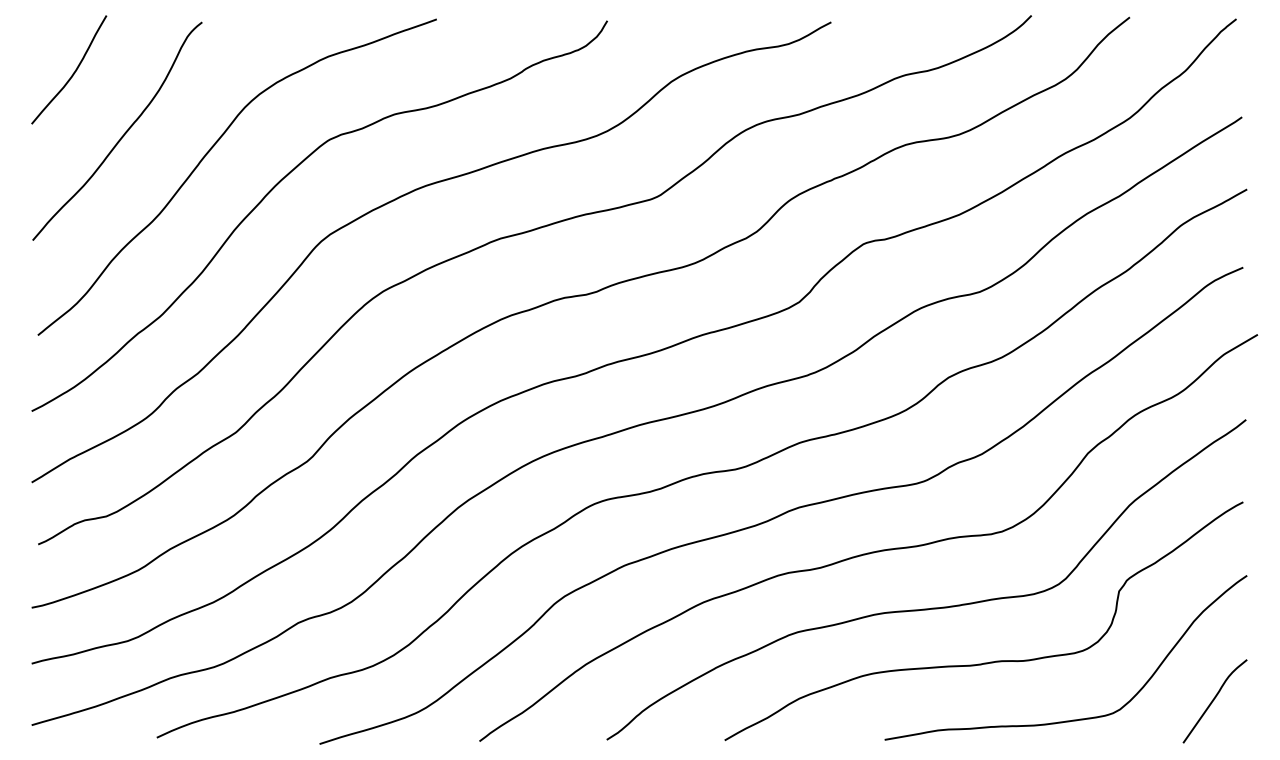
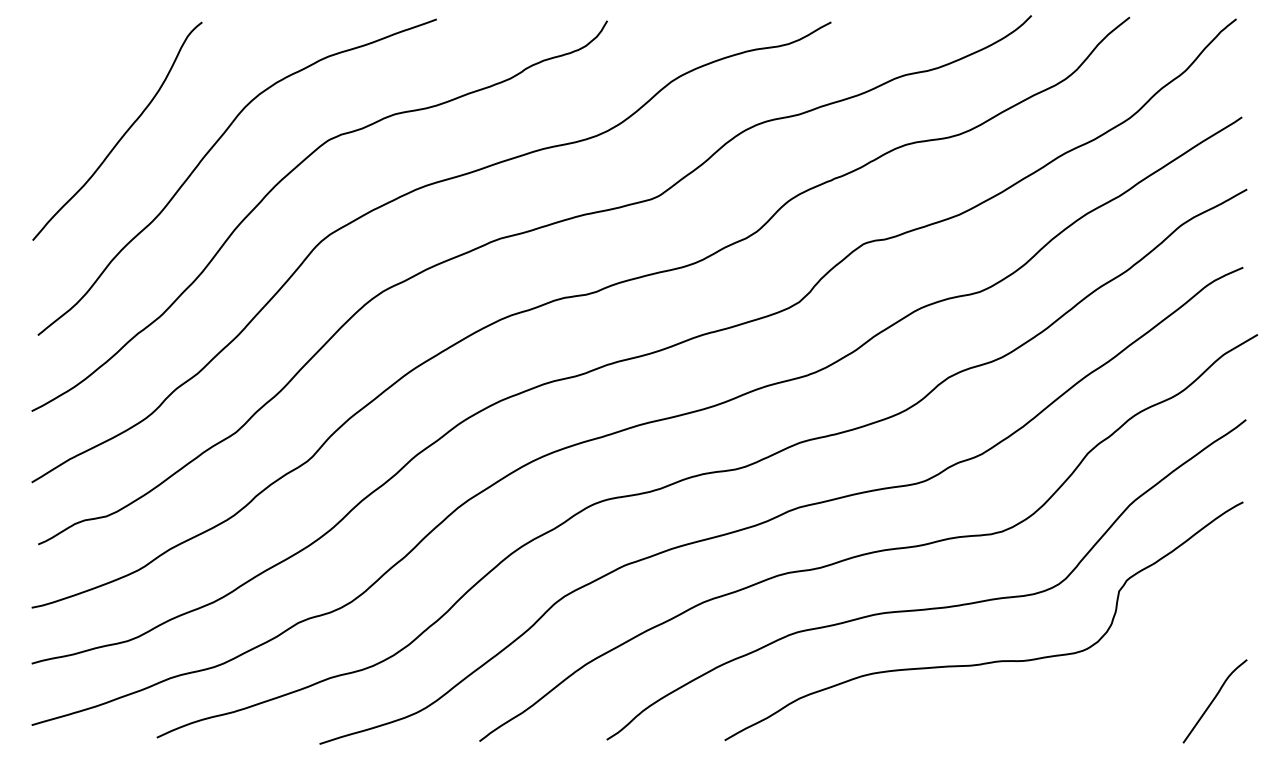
curve: present -> none (73, 72)
curve: present -> none (1072, 719)
